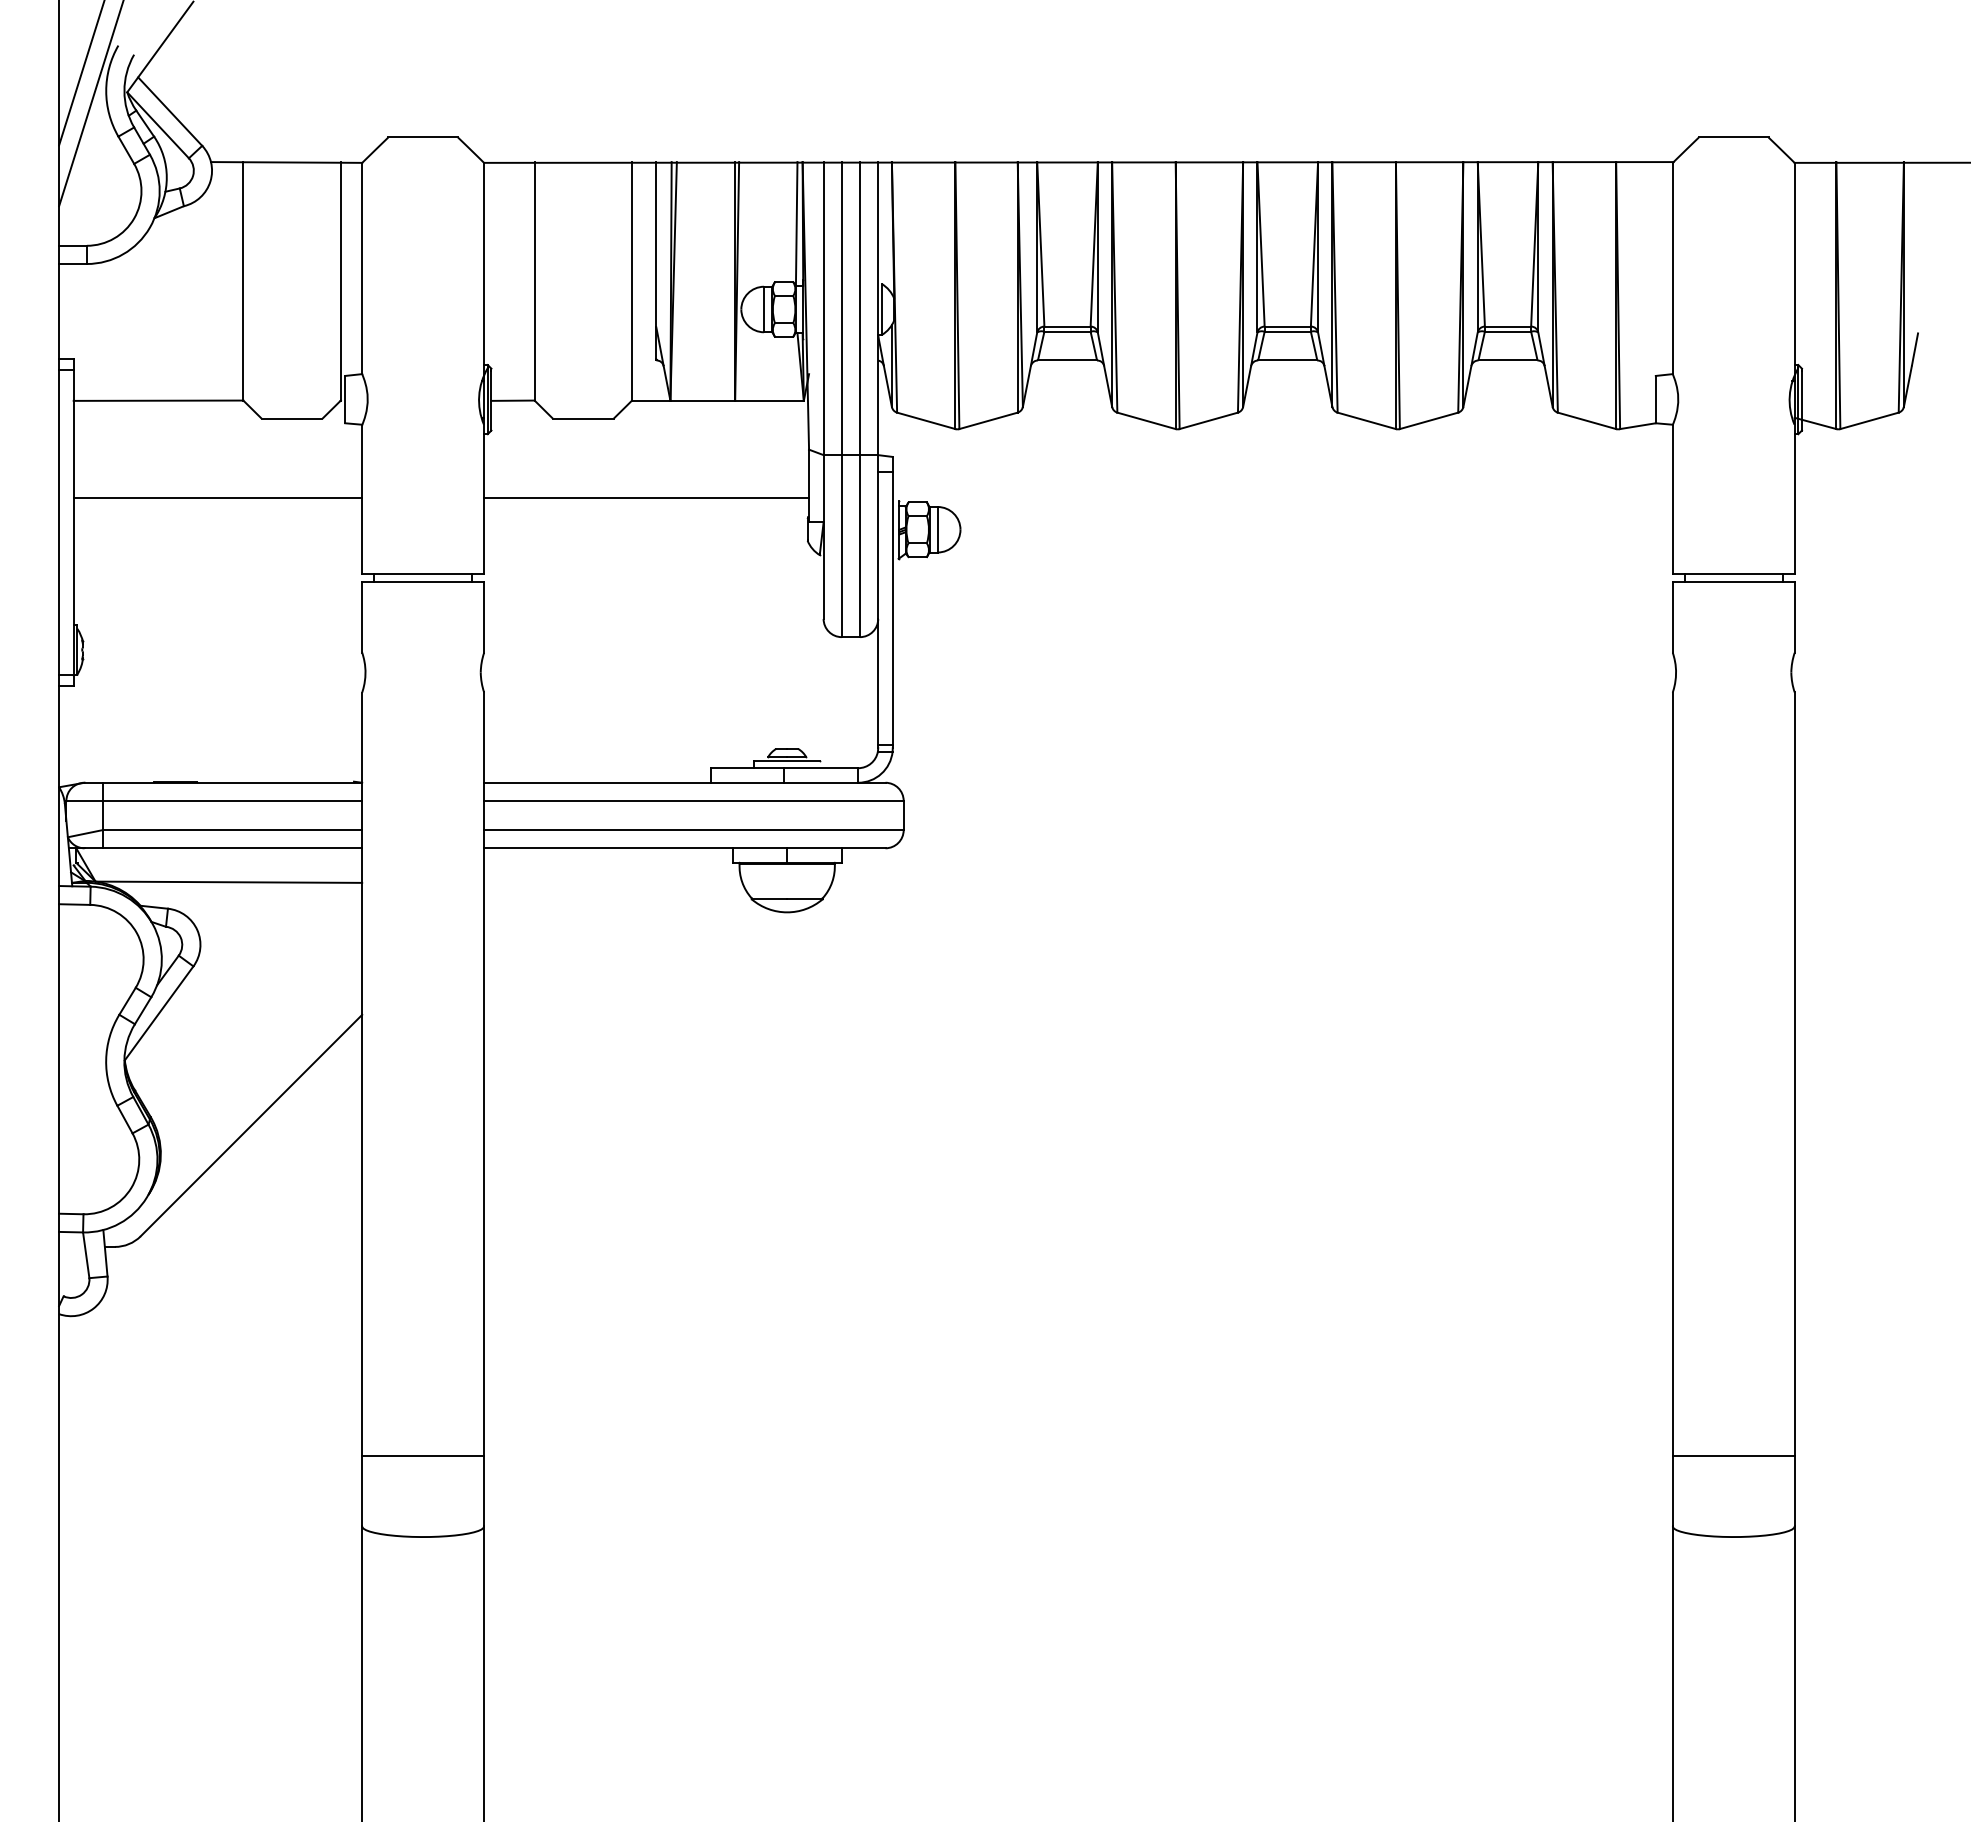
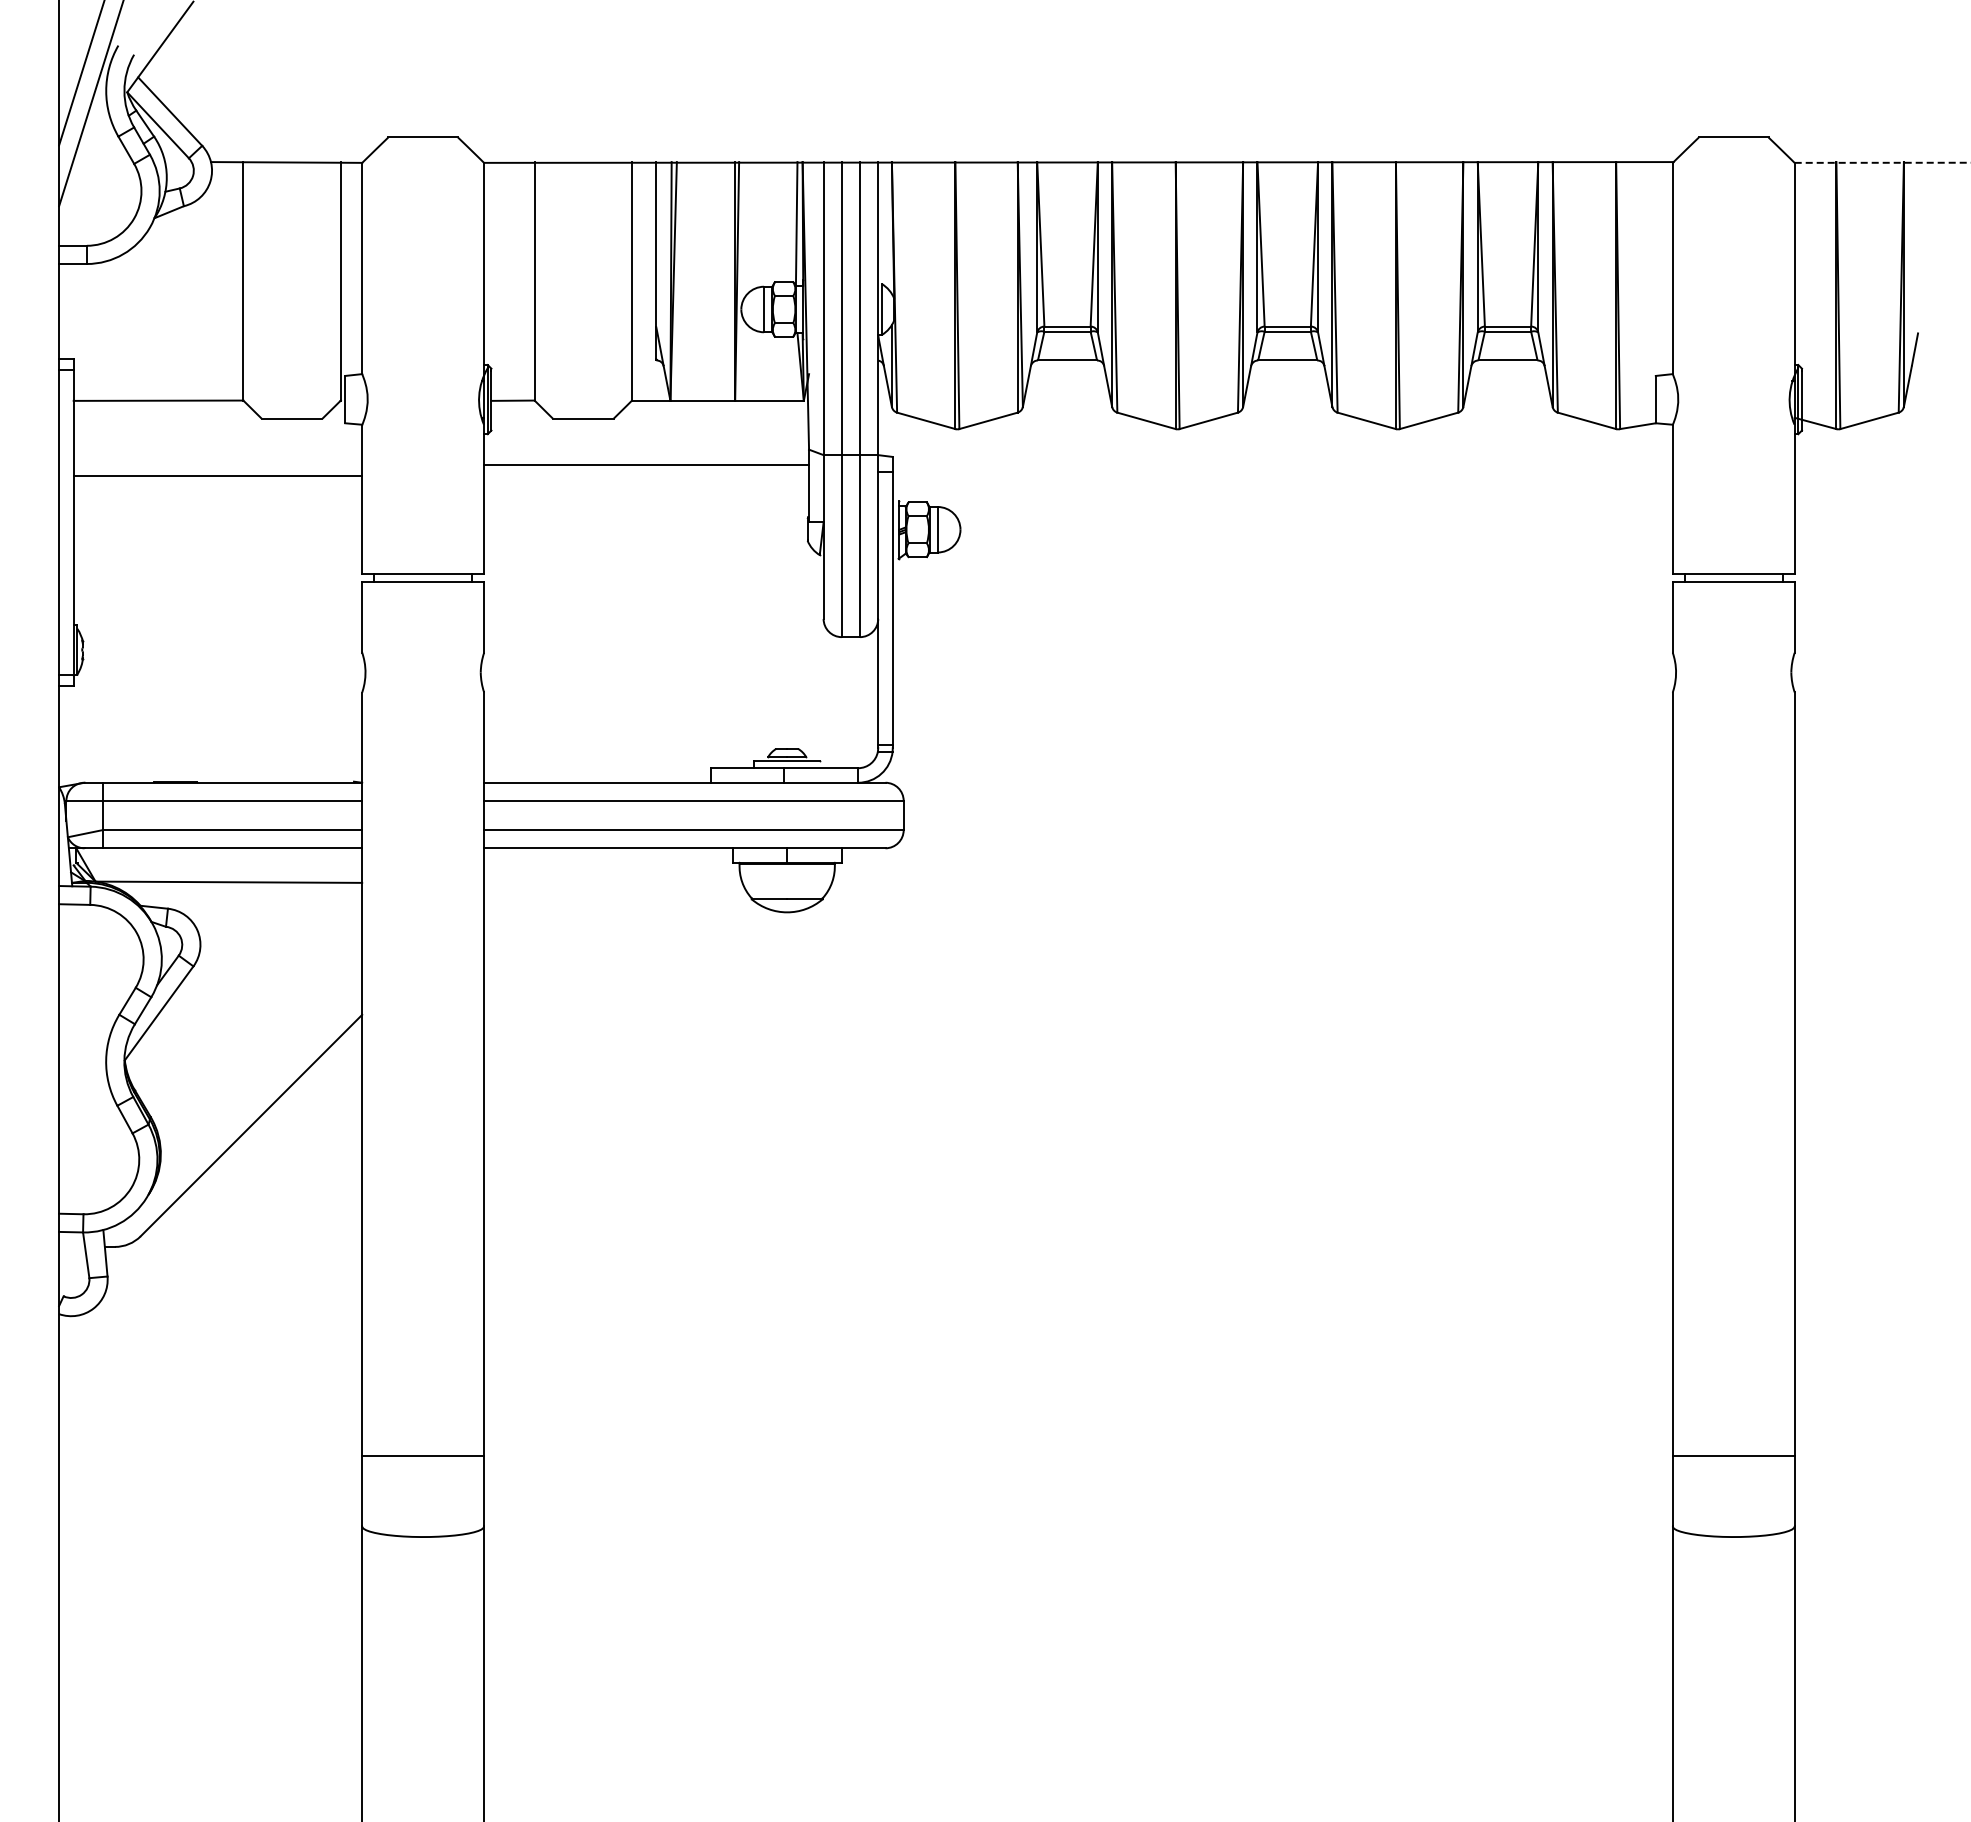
line: solid -> dashed (1882, 162)
line position: (217, 498) -> (217, 476) (217, 476)
line position: (646, 498) -> (646, 465) (646, 465)
